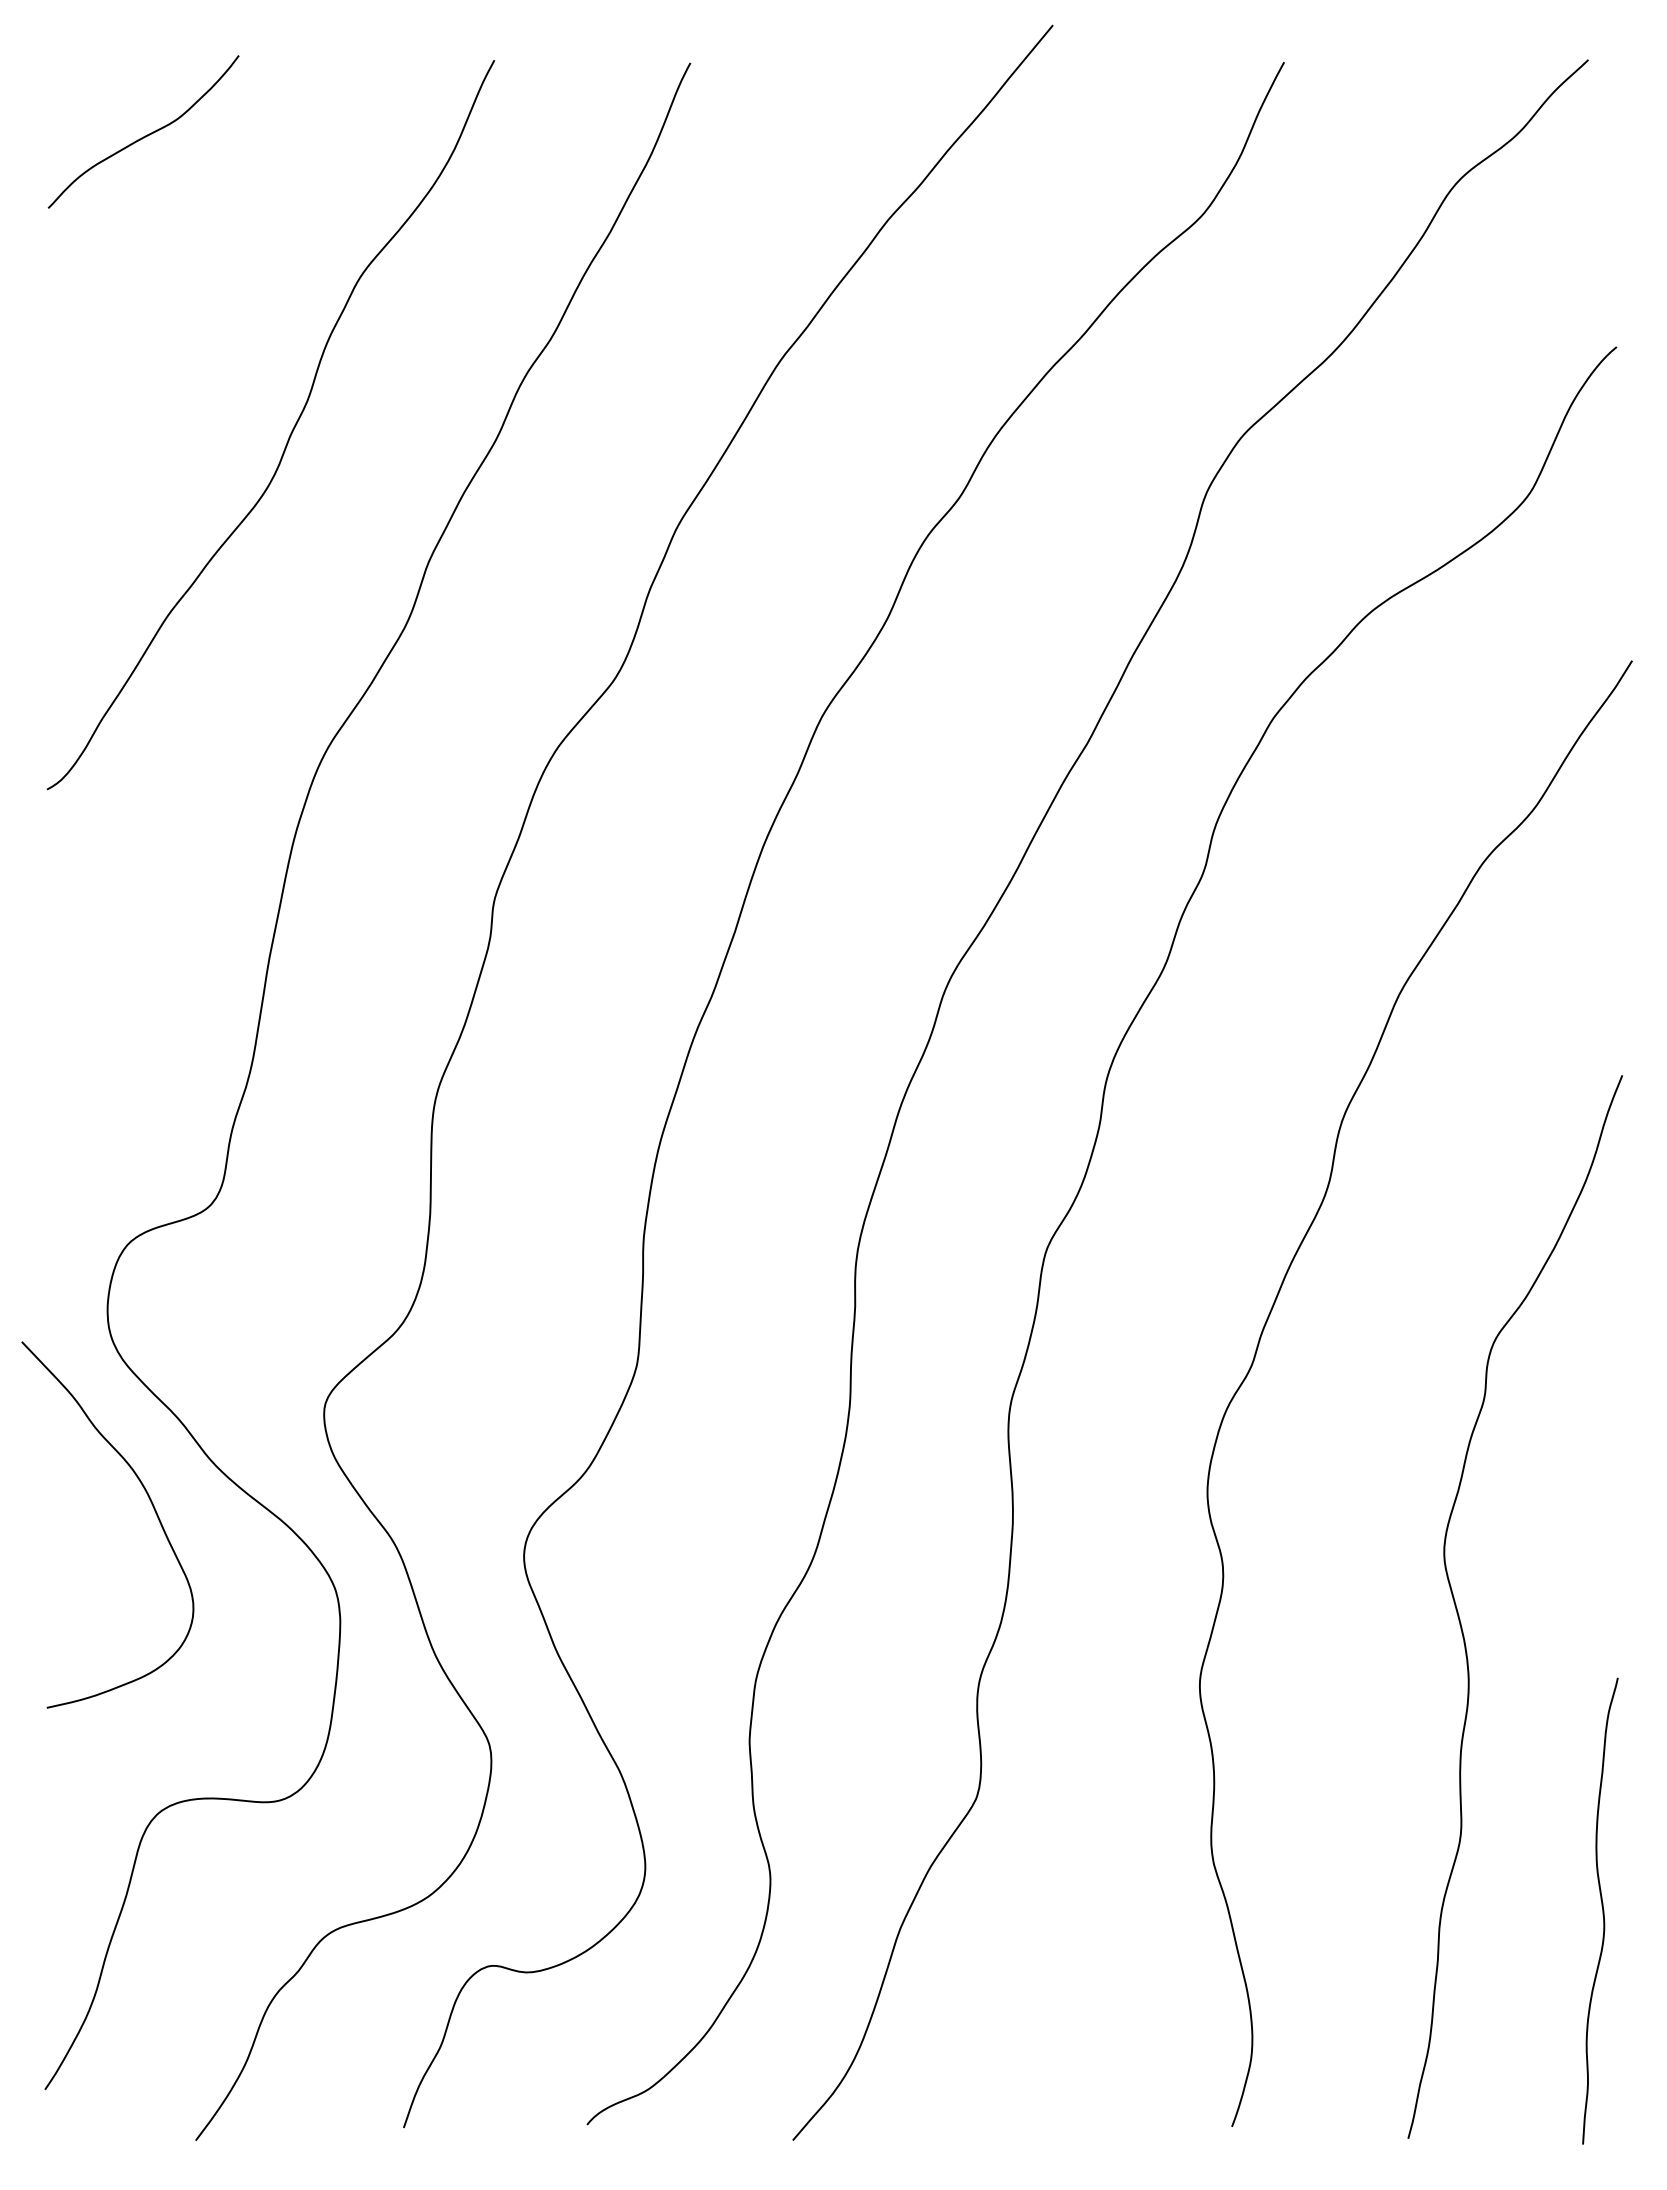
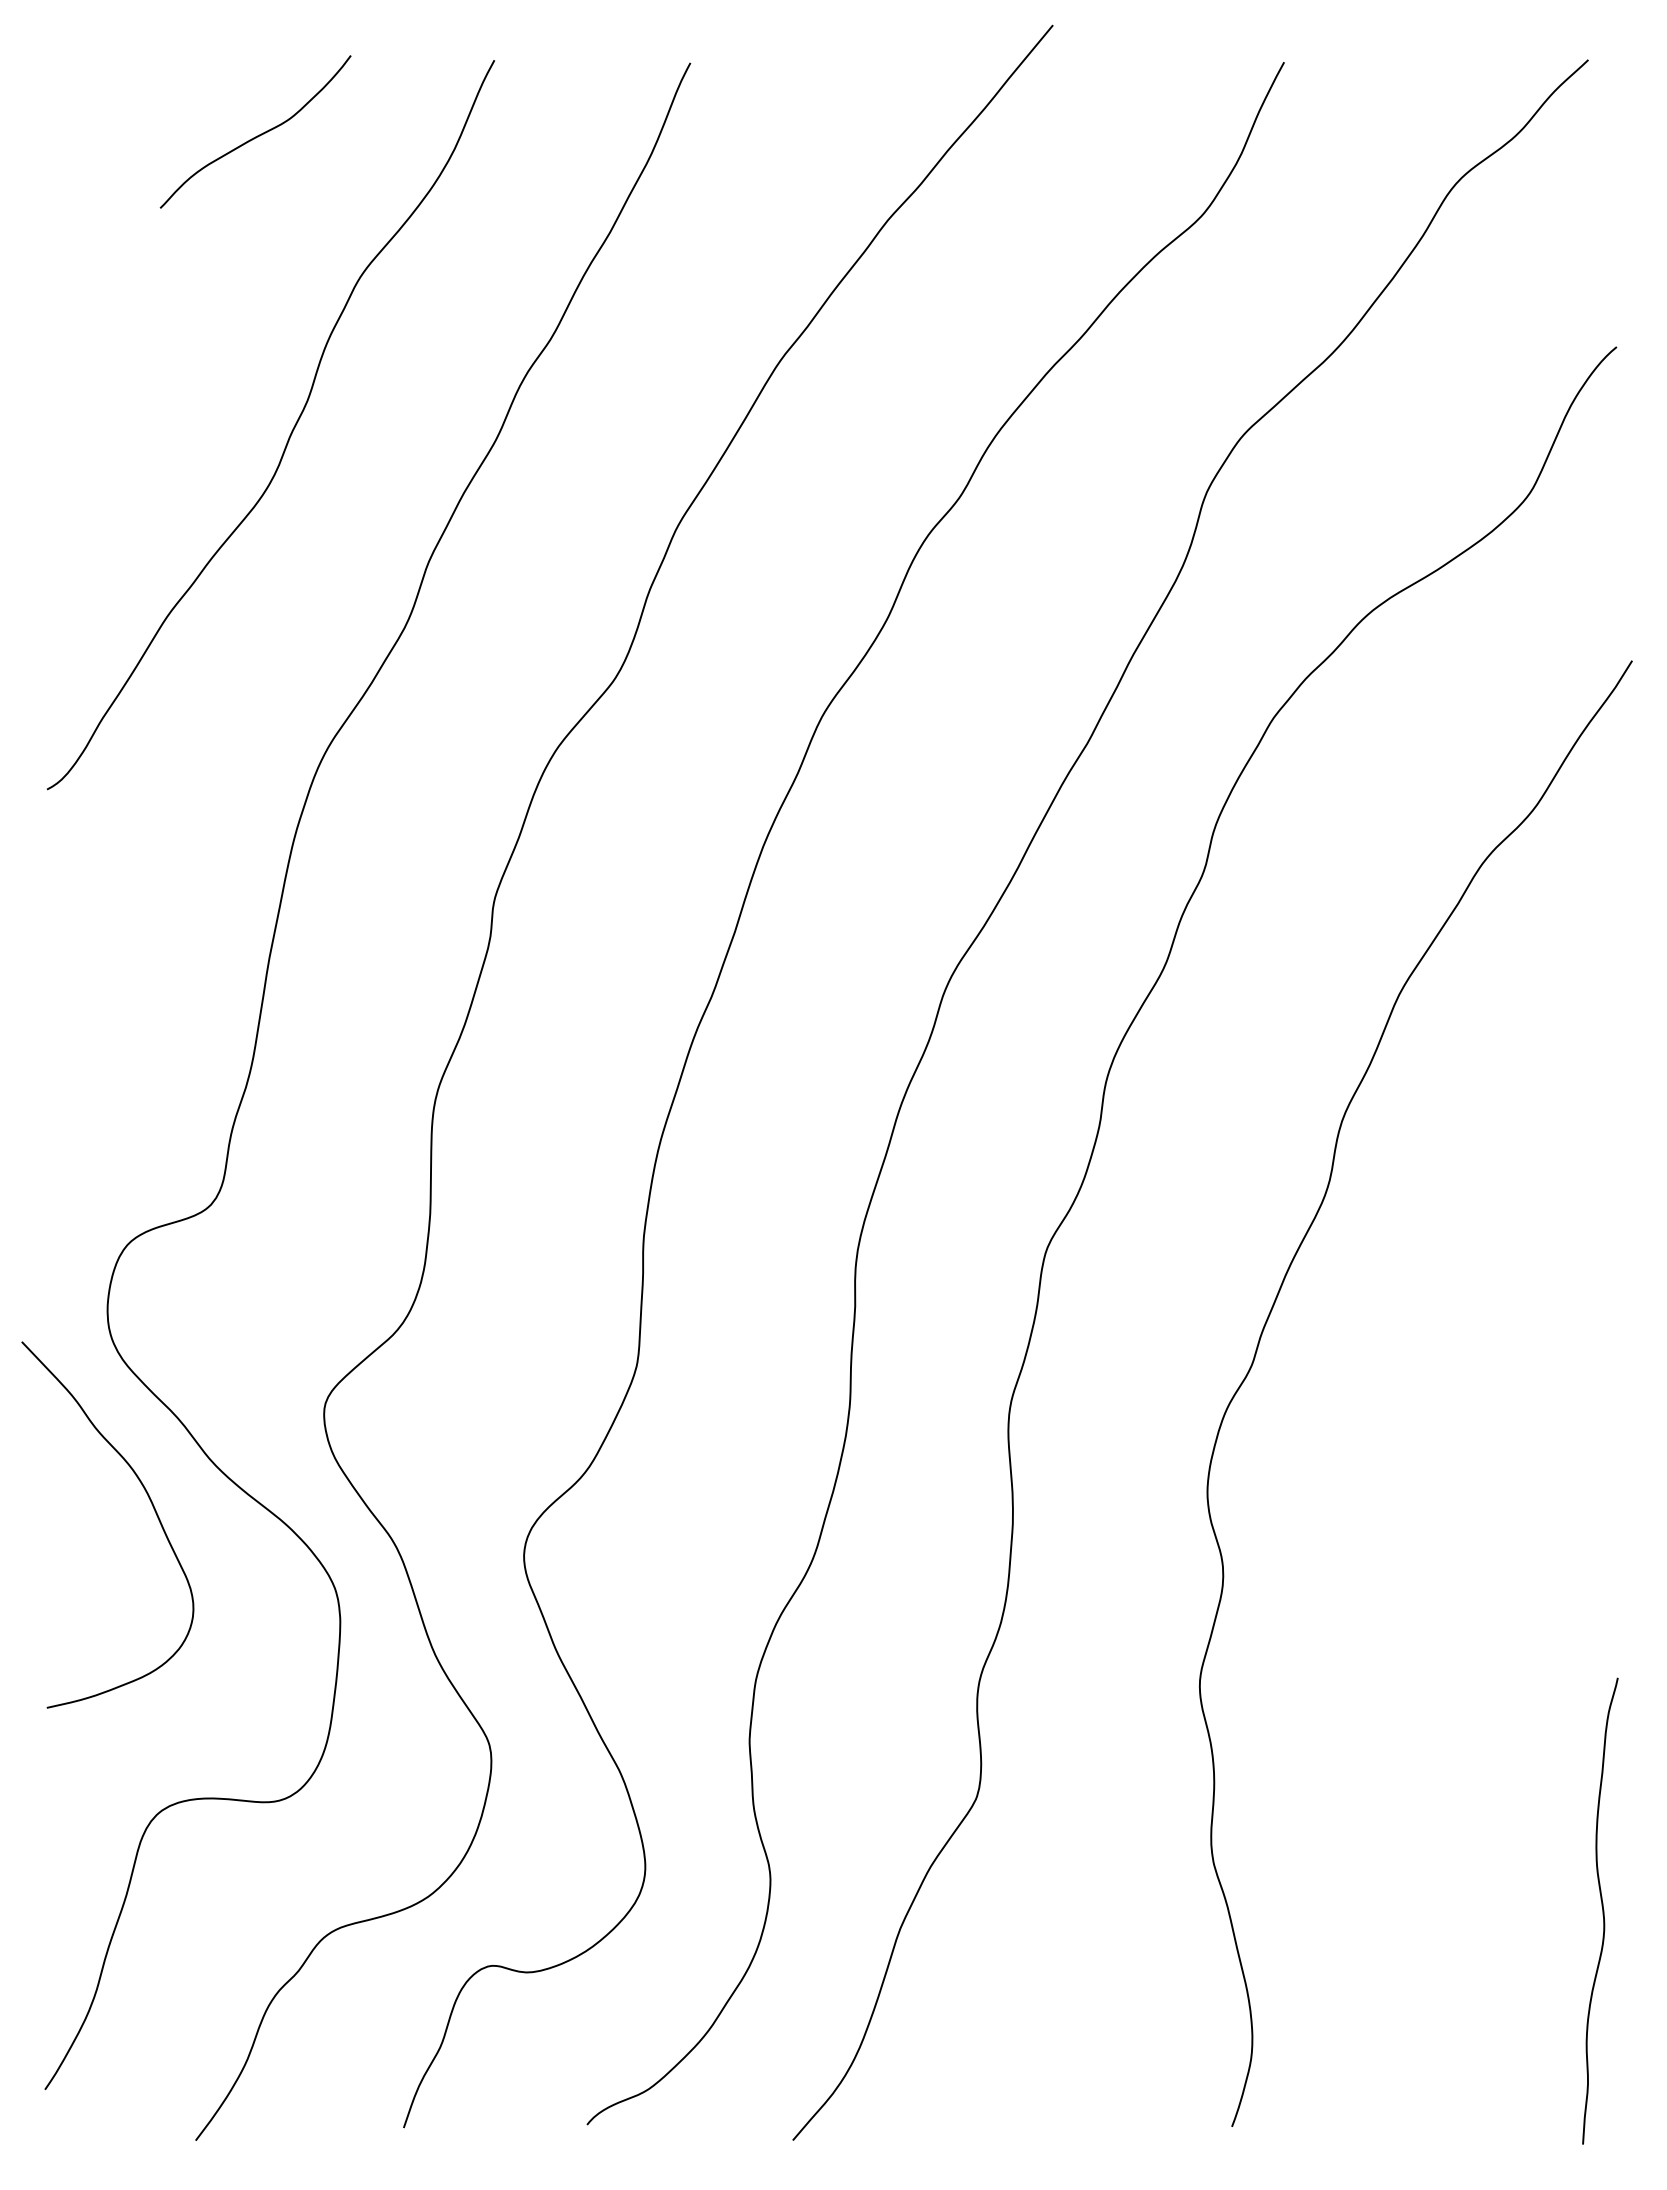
curve position: (145, 135) -> (257, 135) (257, 135)
curve: present -> none (1460, 1619)
